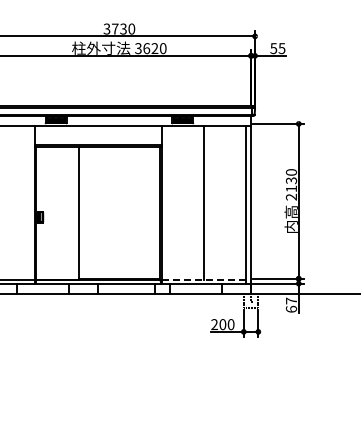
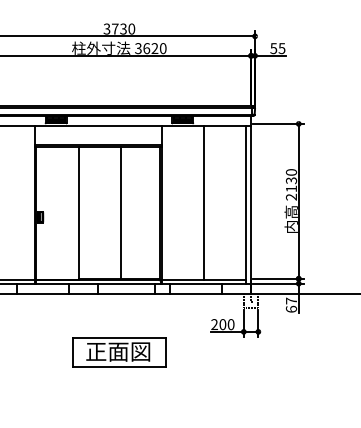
line: none -> present (120, 213)
line: dashed -> solid (204, 279)
part: none -> present (119, 352)
